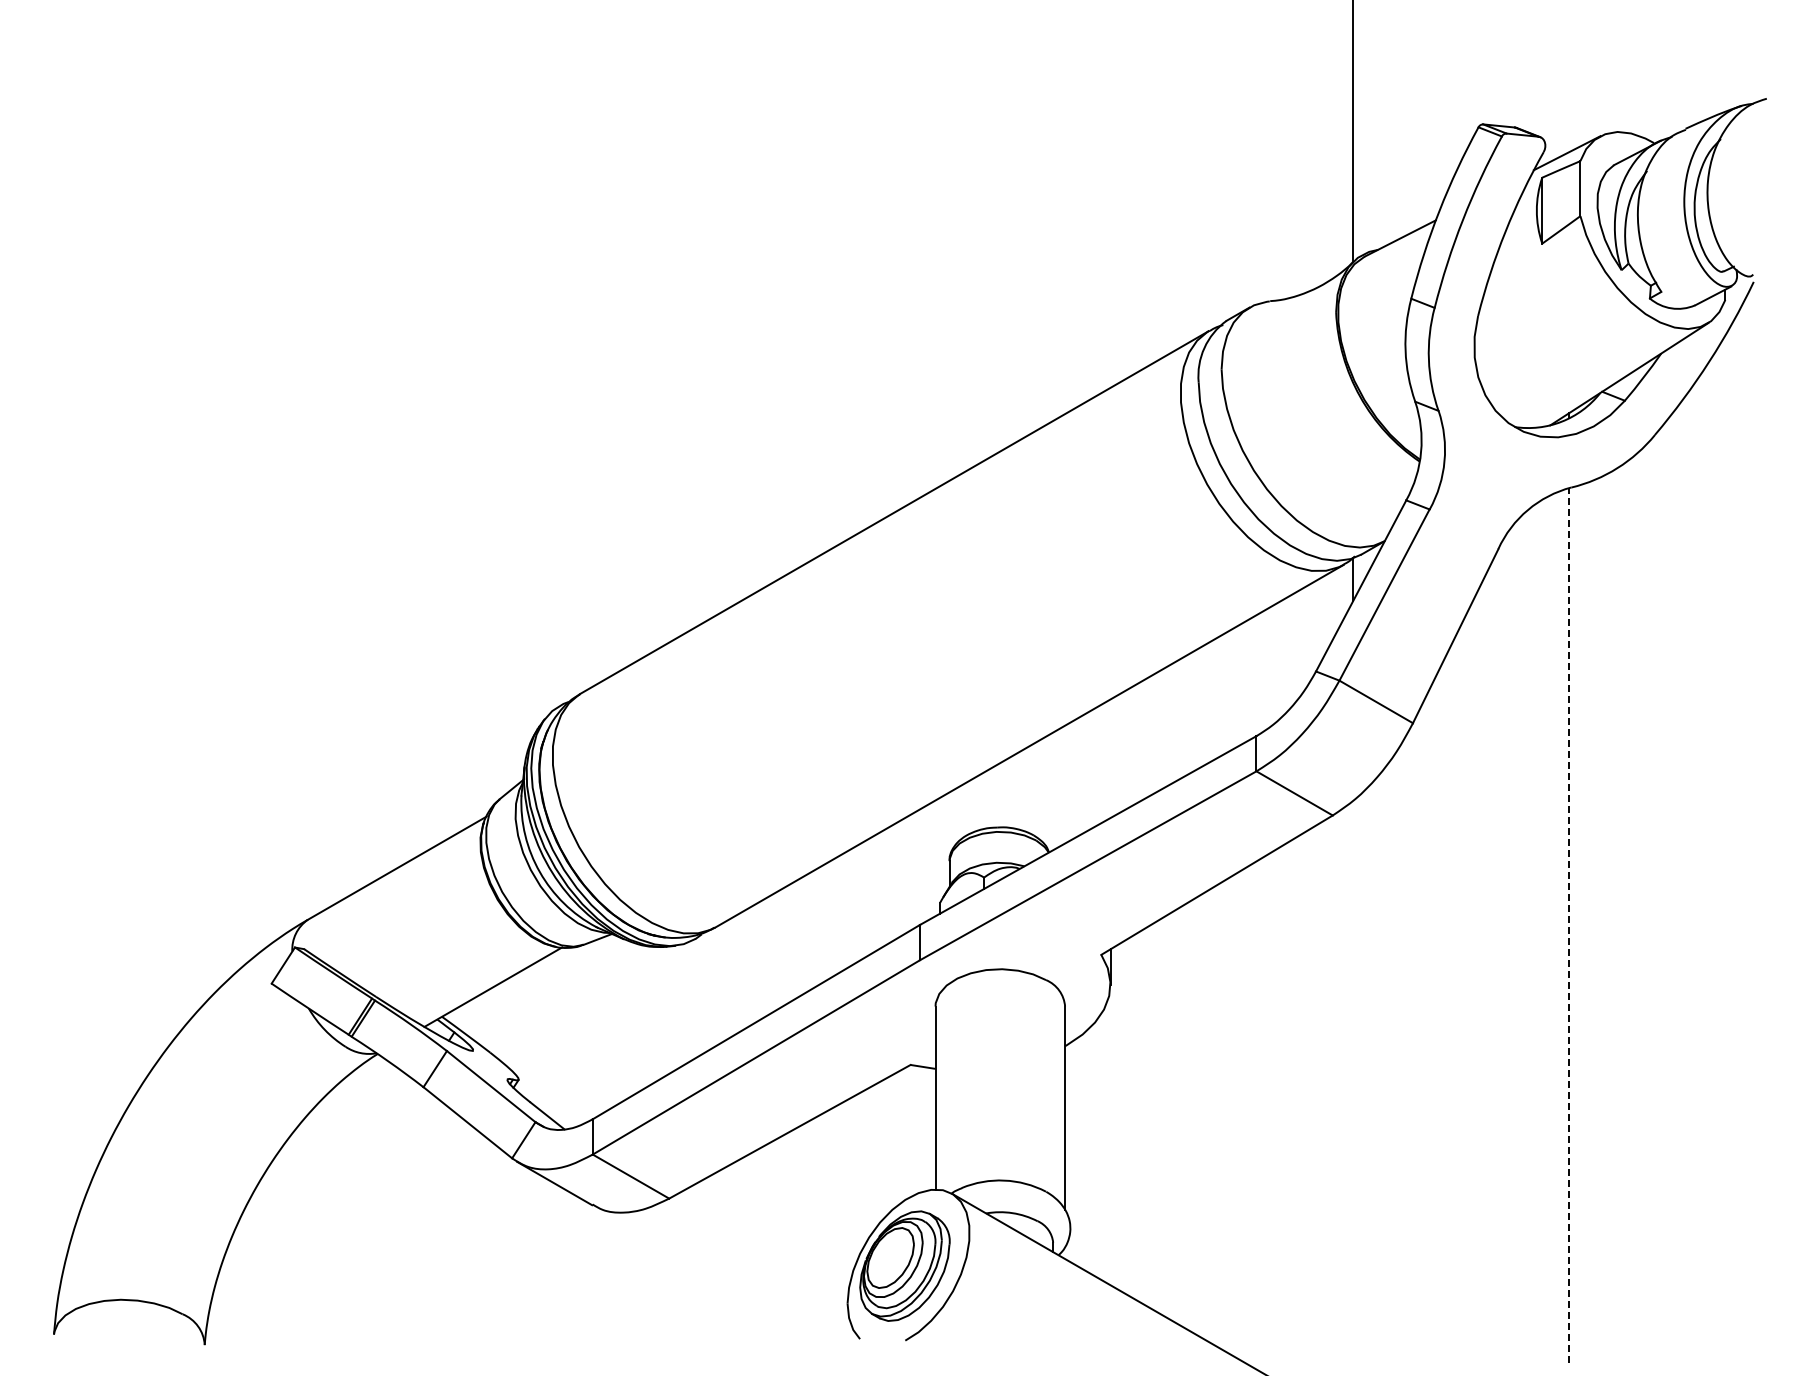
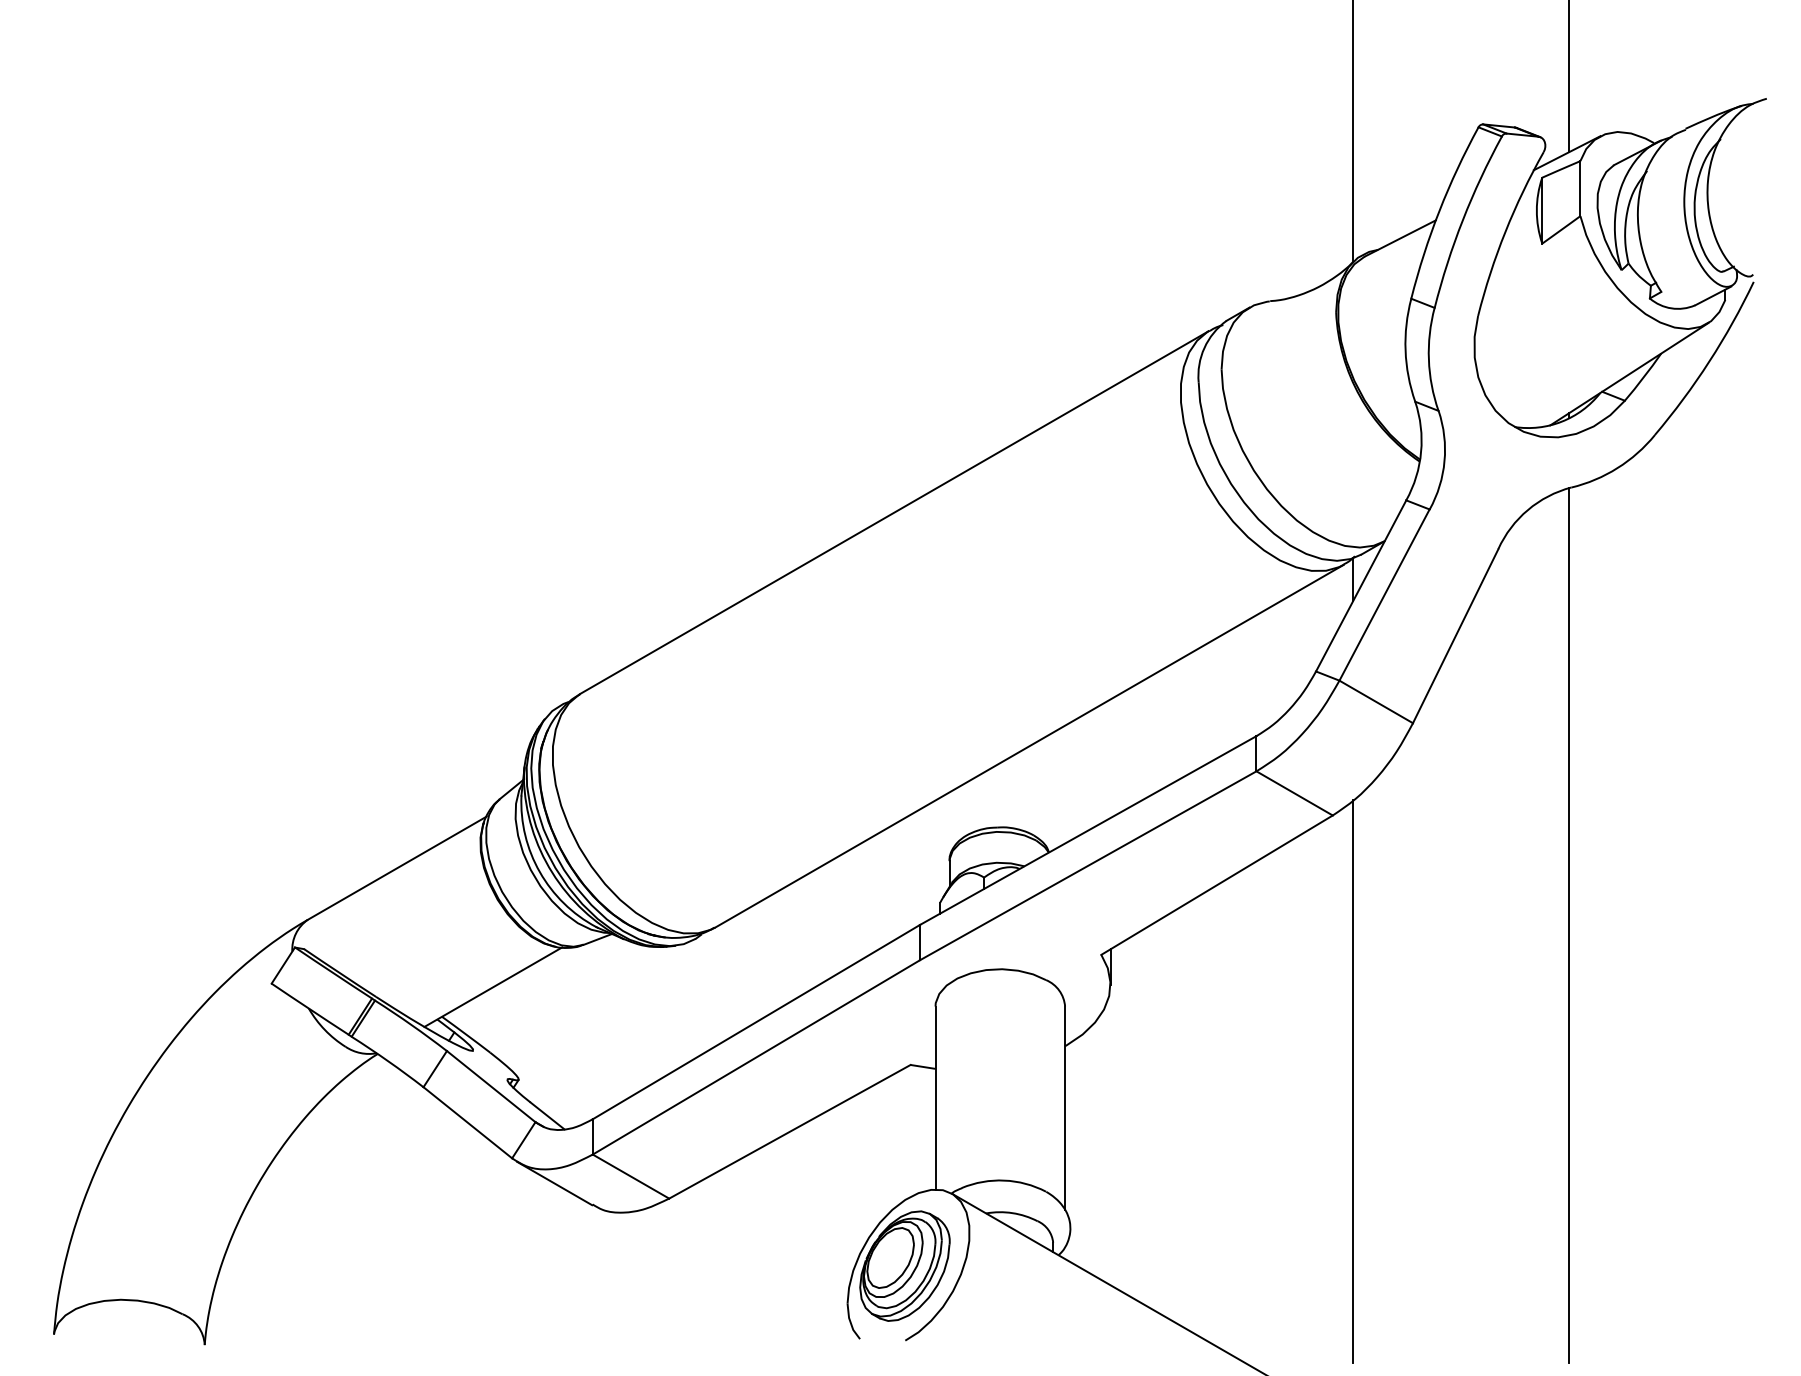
line: none -> present (1569, 77)
line: dashed -> solid (1569, 925)
line: none -> present (1353, 1081)
